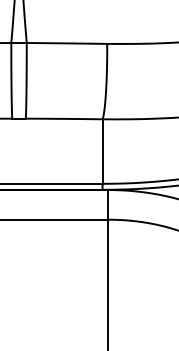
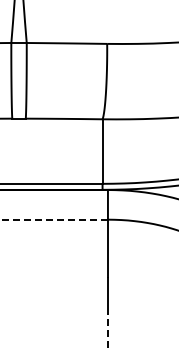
line: solid -> dashed (54, 219)
line: solid -> dashed (107, 329)
